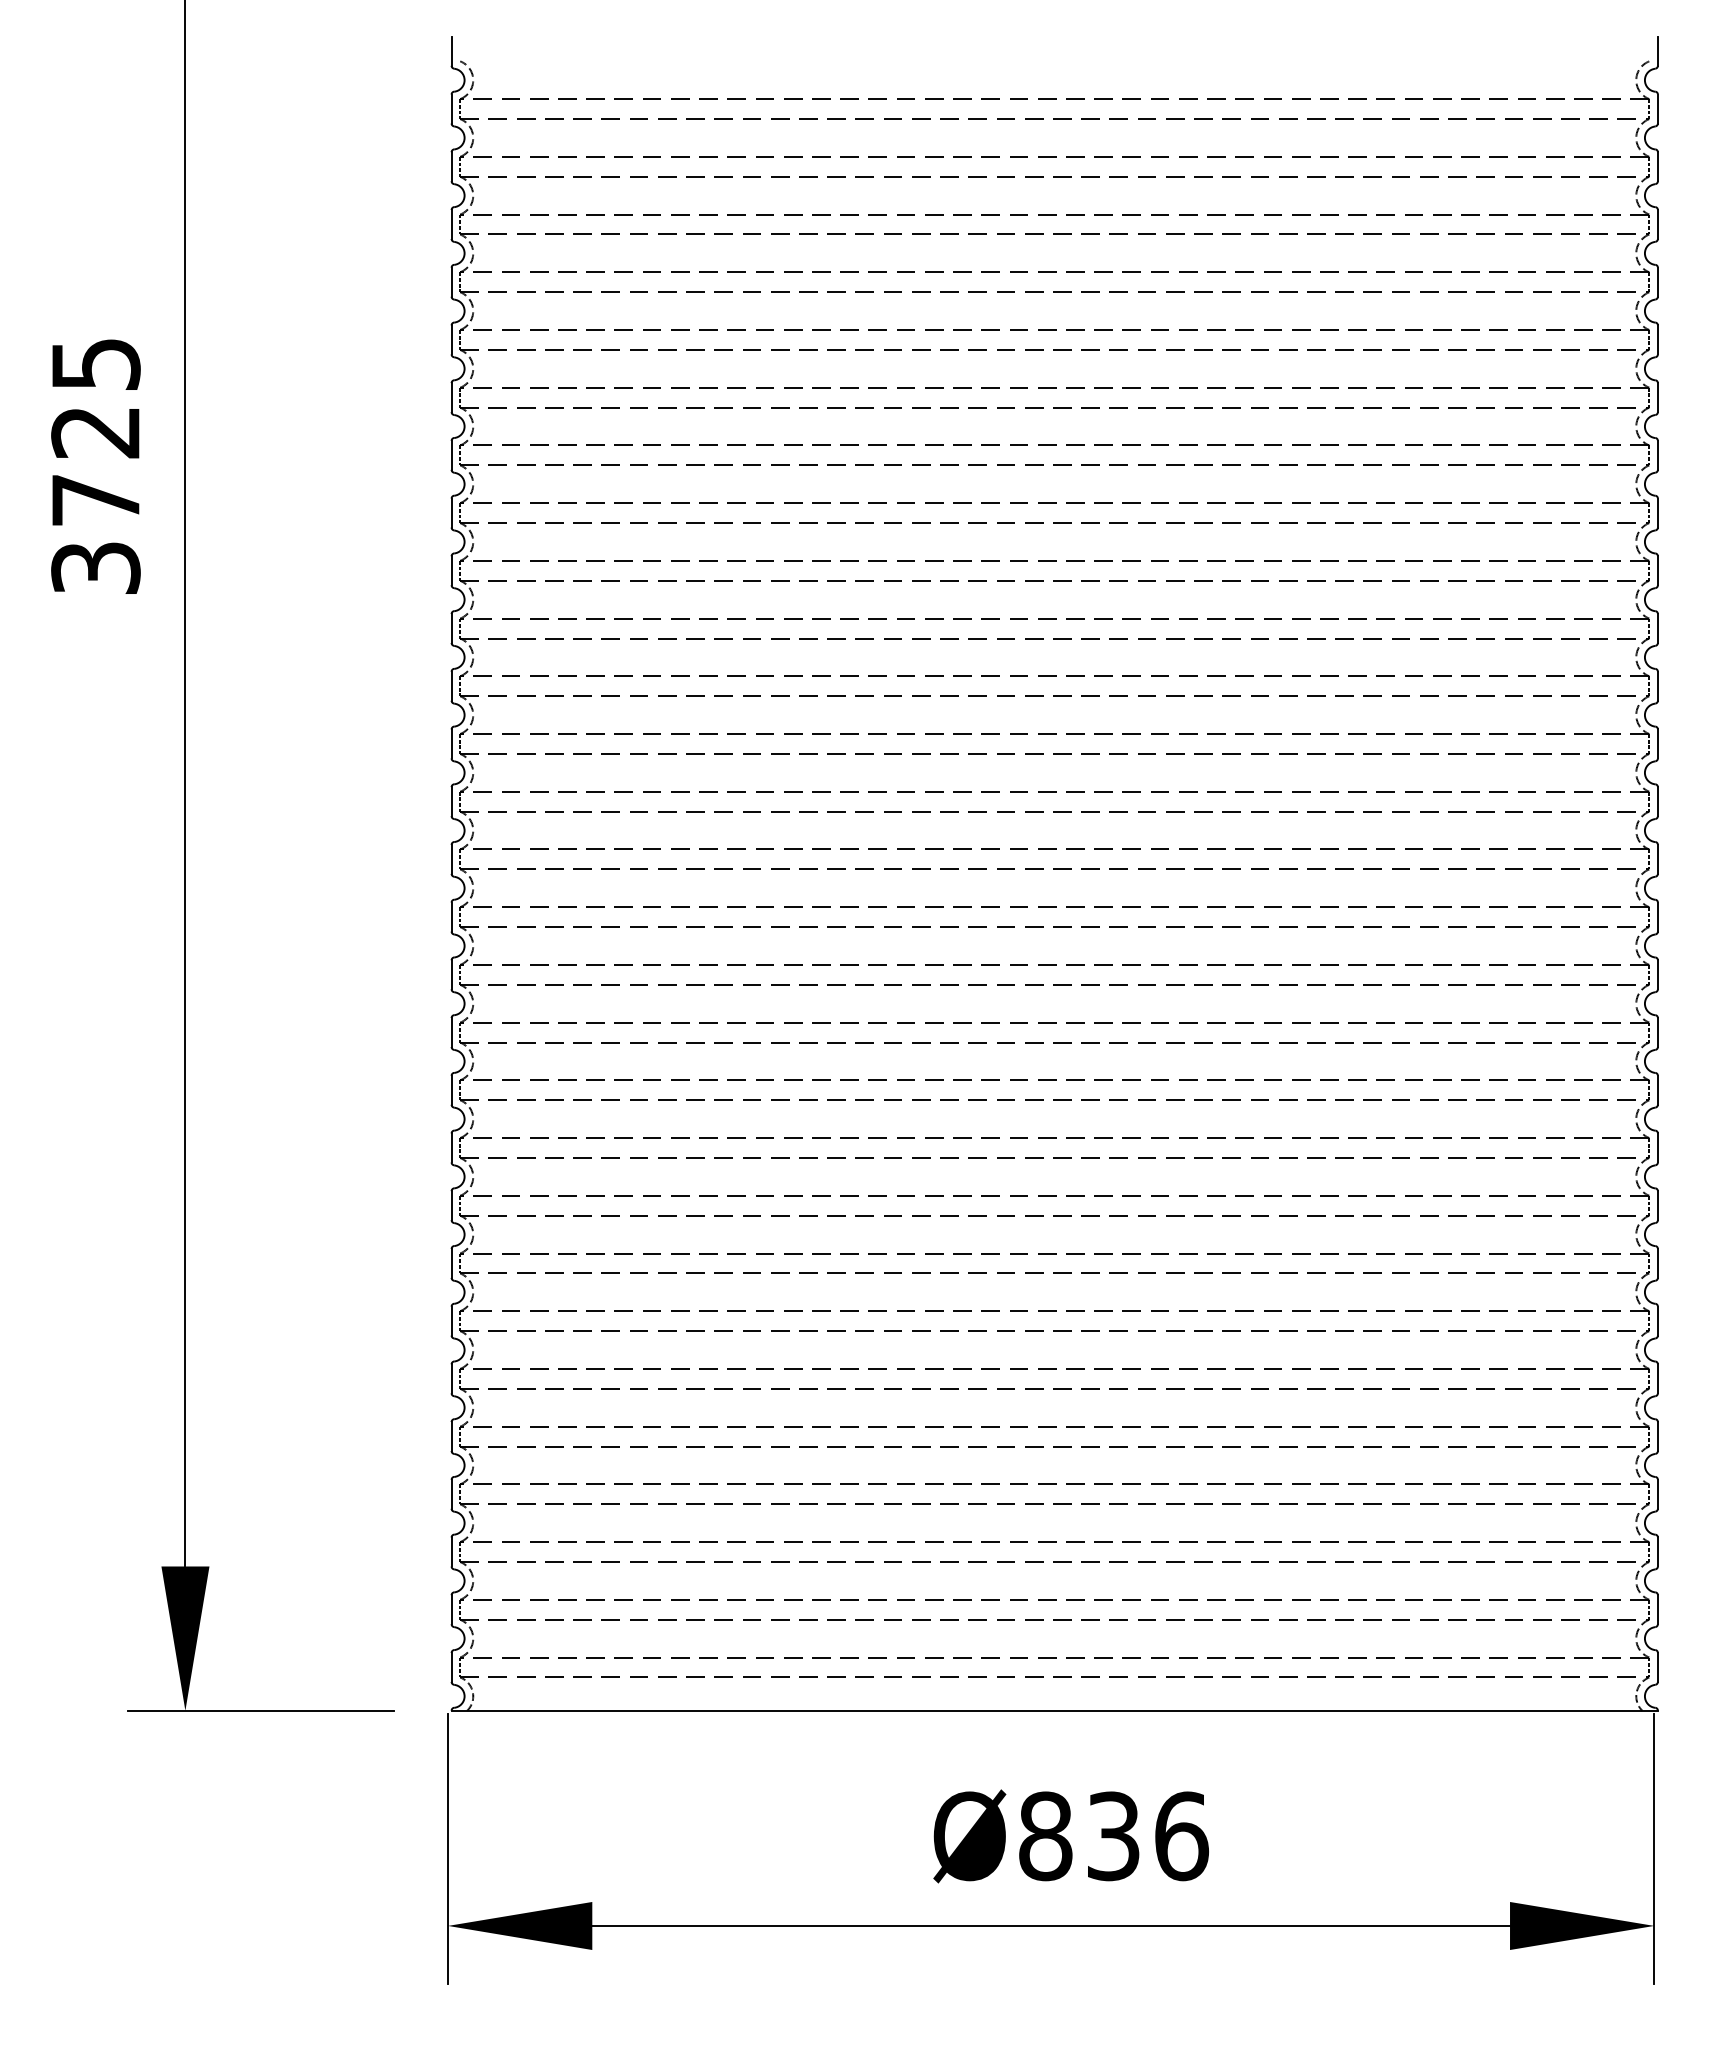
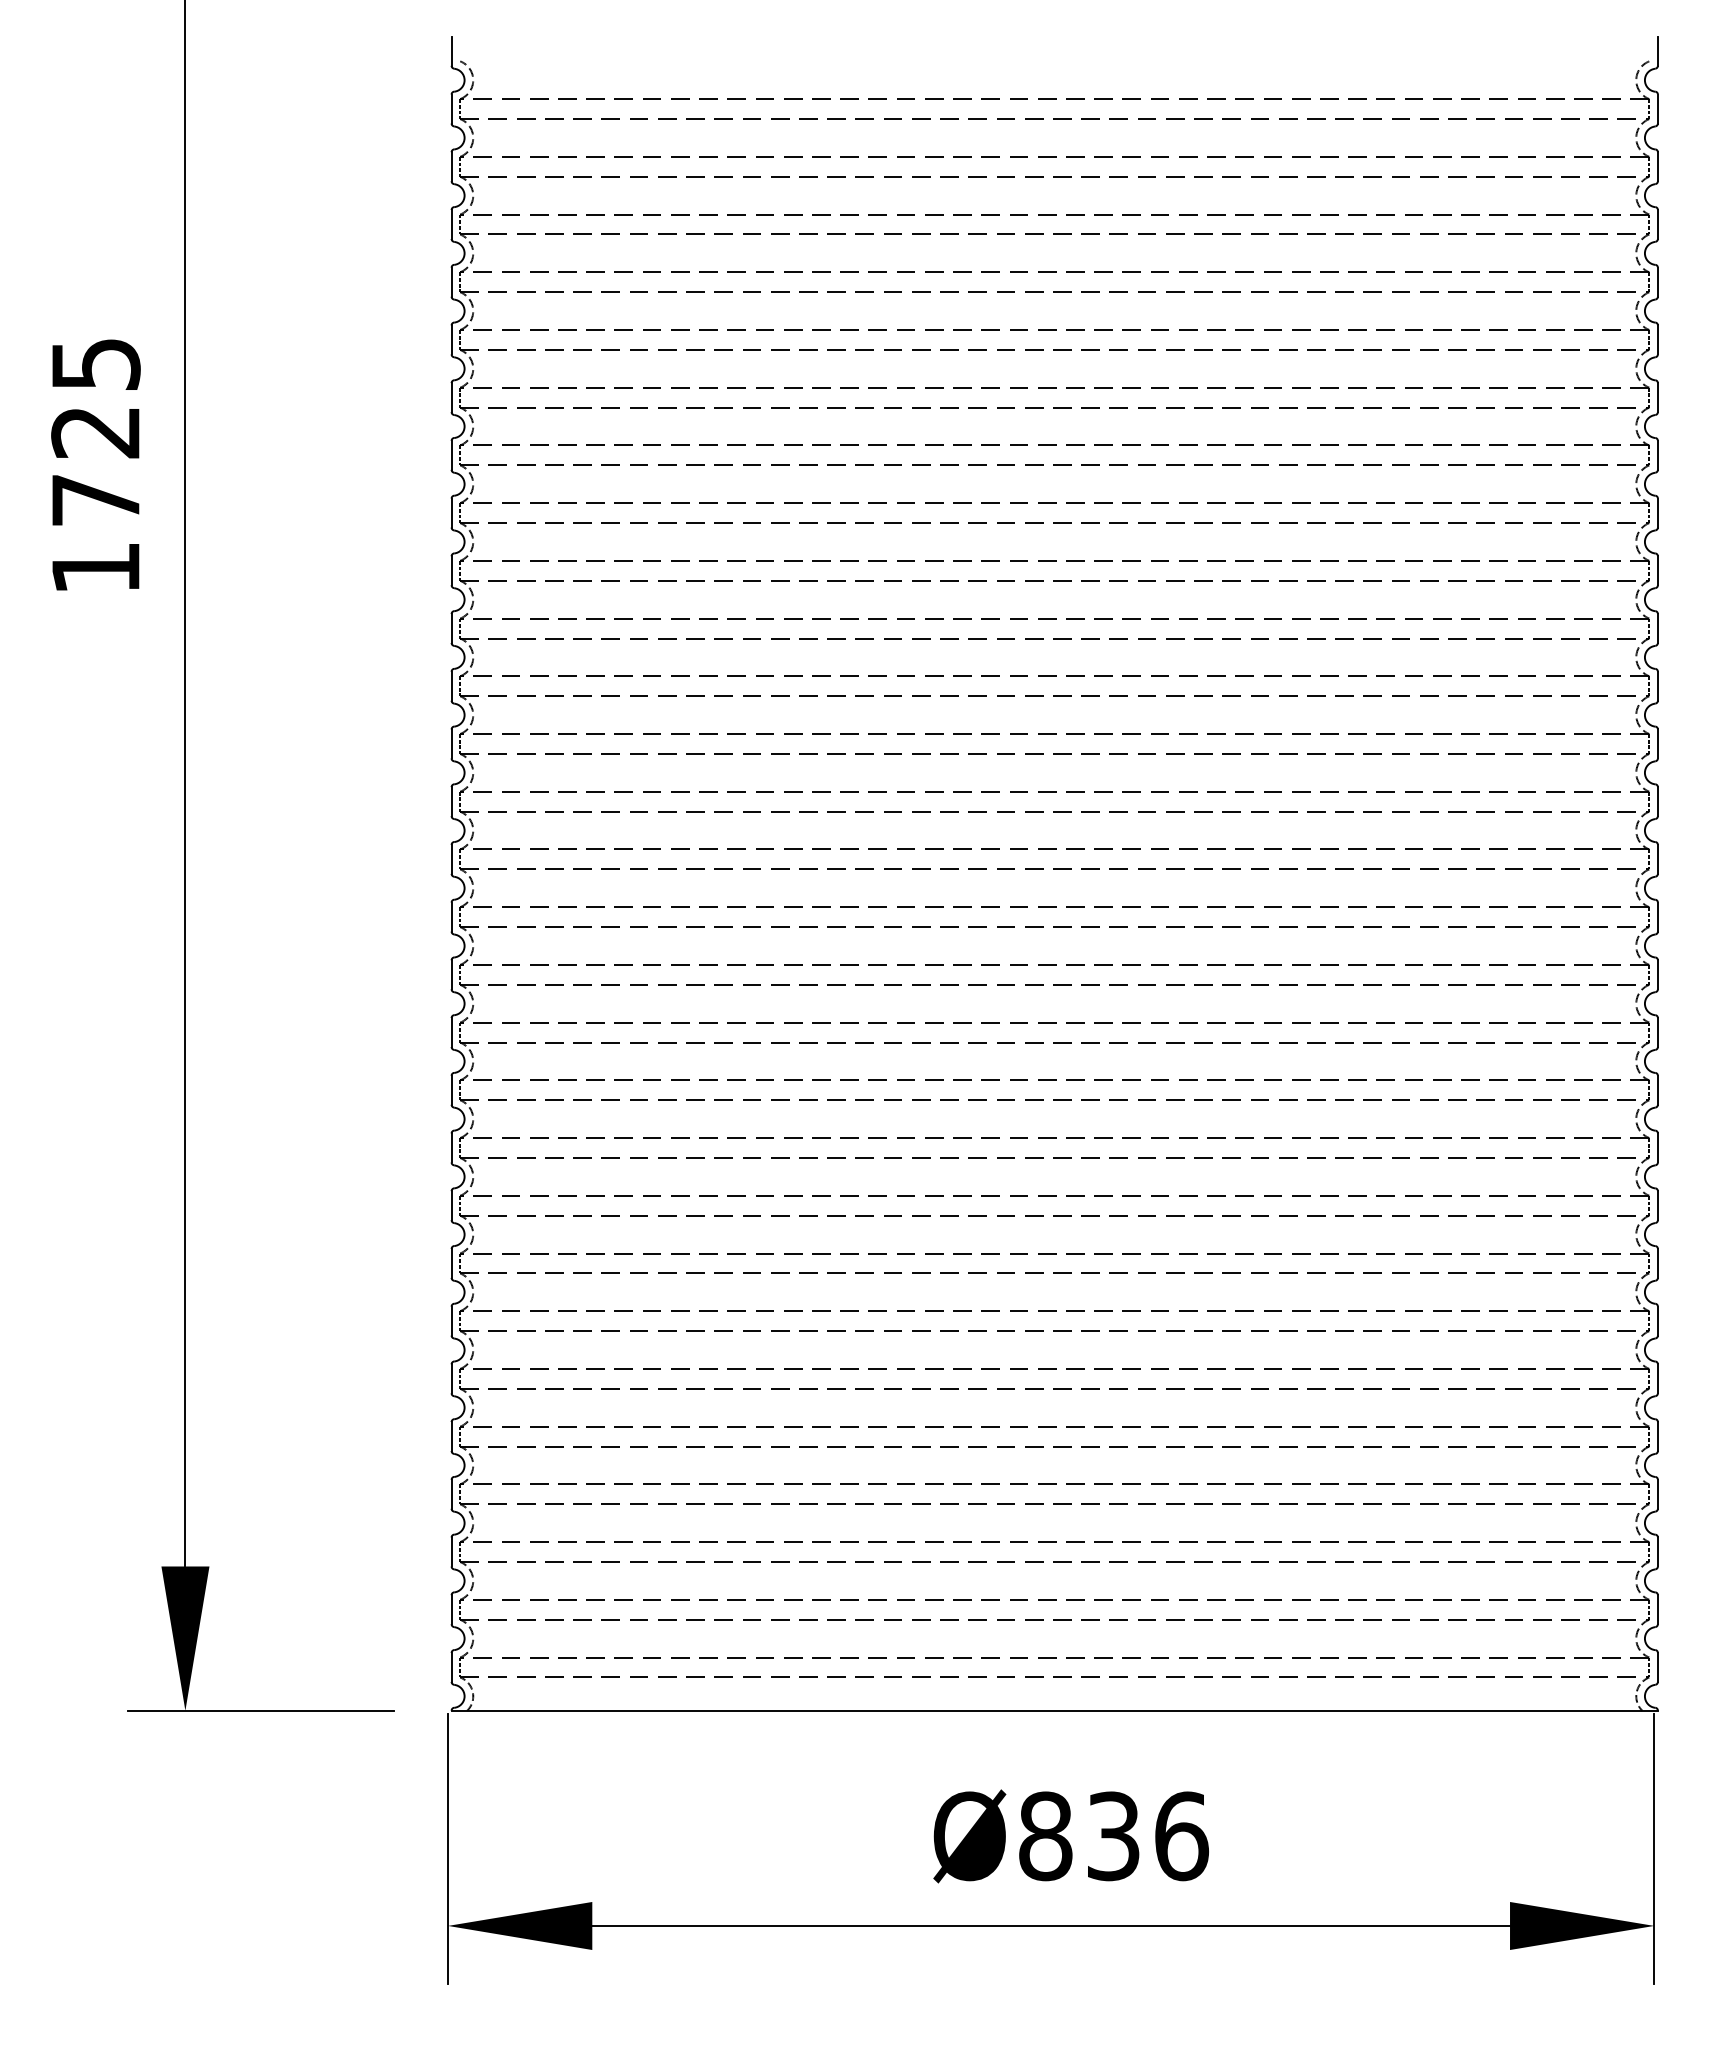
text: 3725 -> 1725 (95, 567)
